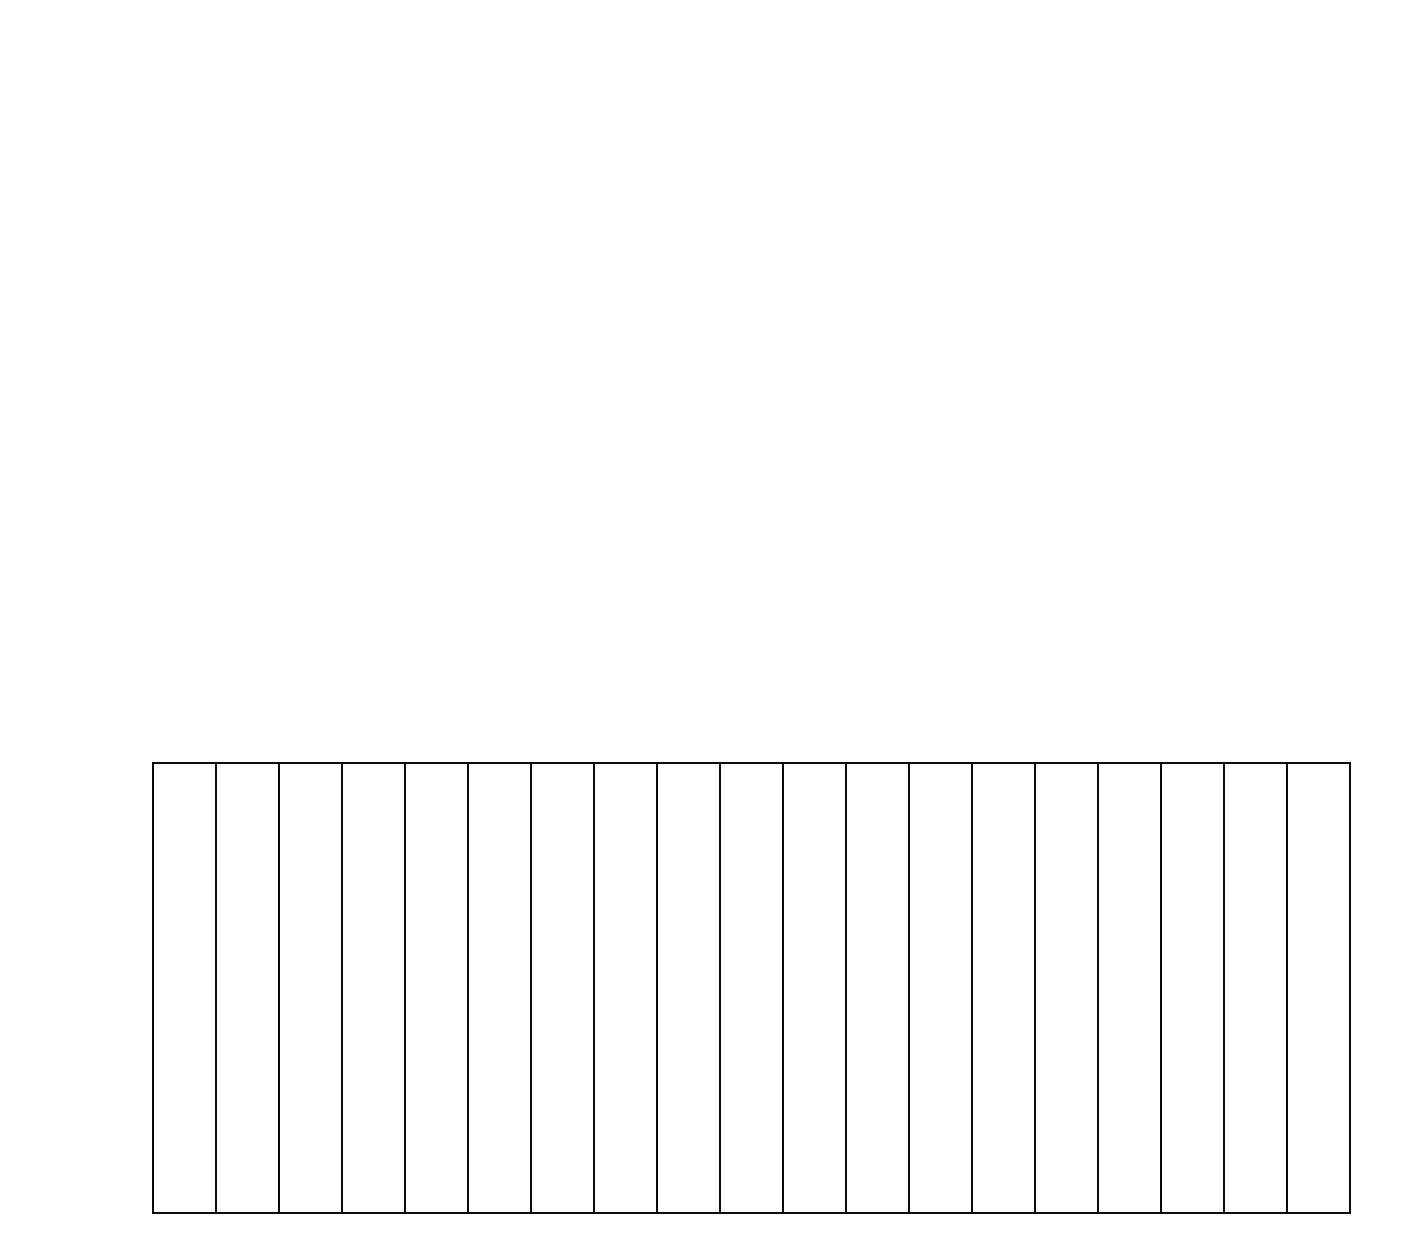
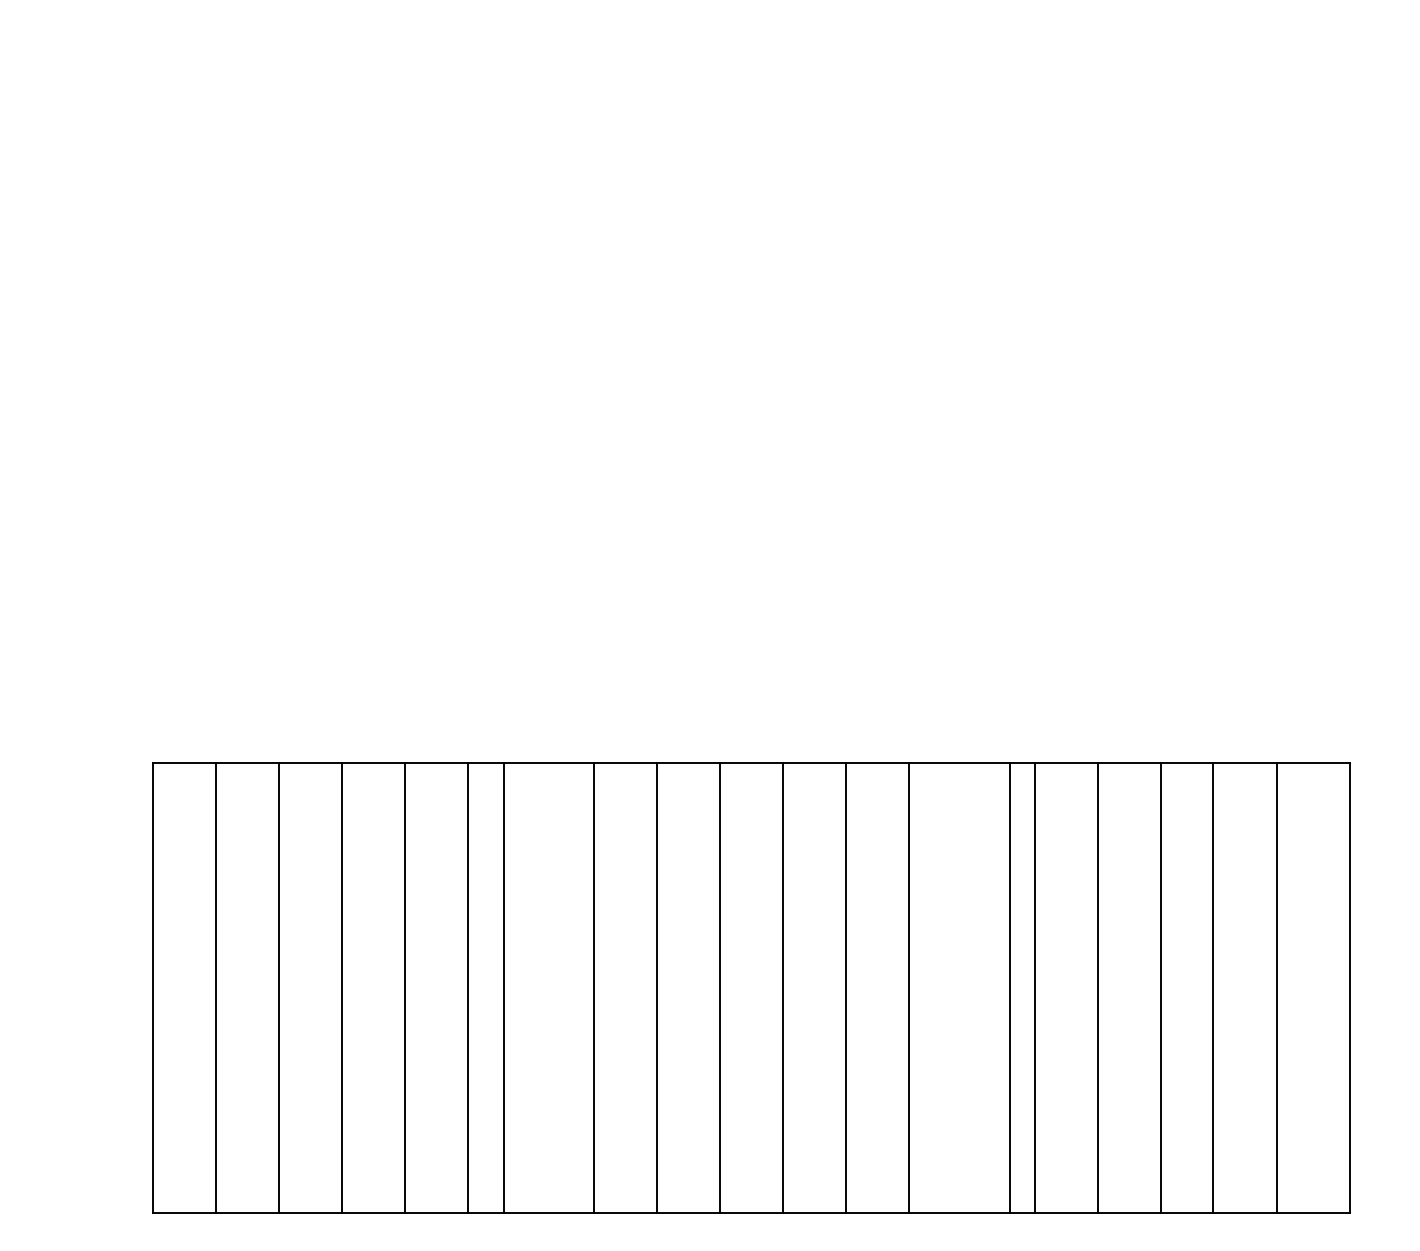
line position: (531, 988) -> (504, 988) (504, 988)
line position: (972, 988) -> (1010, 988) (1010, 988)
line position: (1224, 988) -> (1213, 988) (1213, 988)
line position: (1287, 988) -> (1277, 988) (1277, 988)
